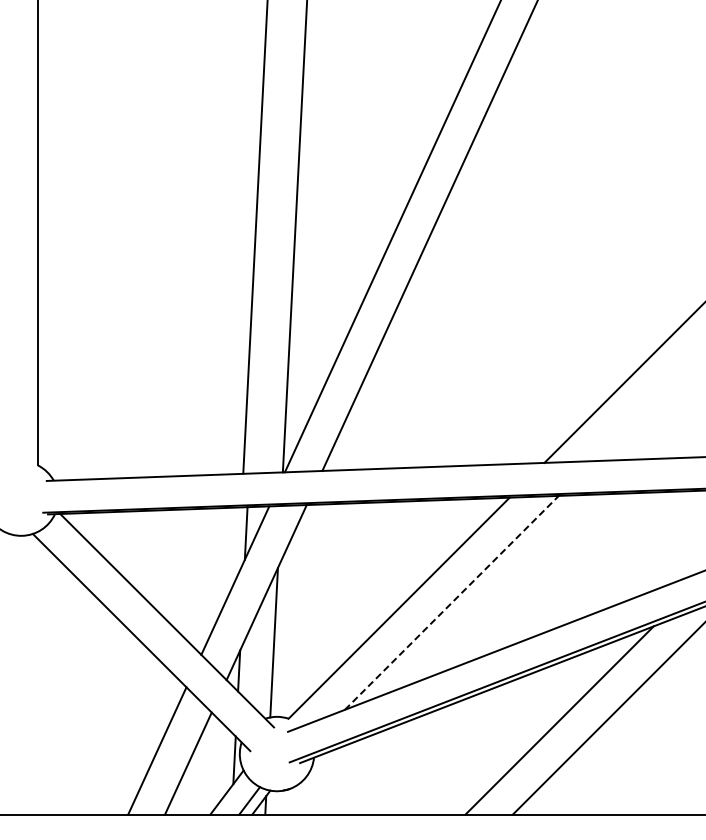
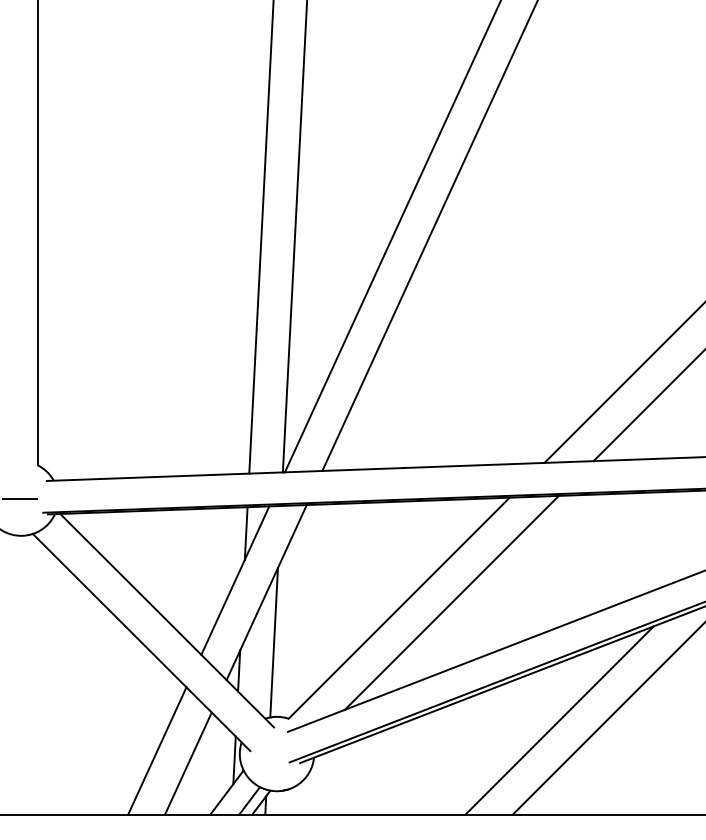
line position: (255, 237) -> (261, 237) (261, 237)
line: none -> present (647, 406)
line: none -> present (19, 498)
line: dashed -> solid (452, 602)
